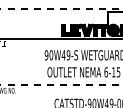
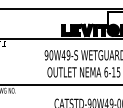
line: dashed -> solid (61, 8)
line: dashed -> solid (61, 84)
